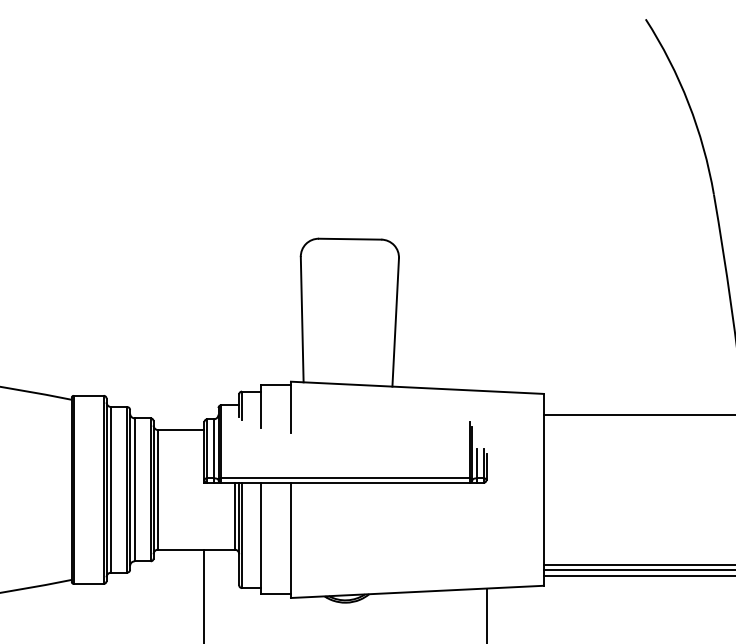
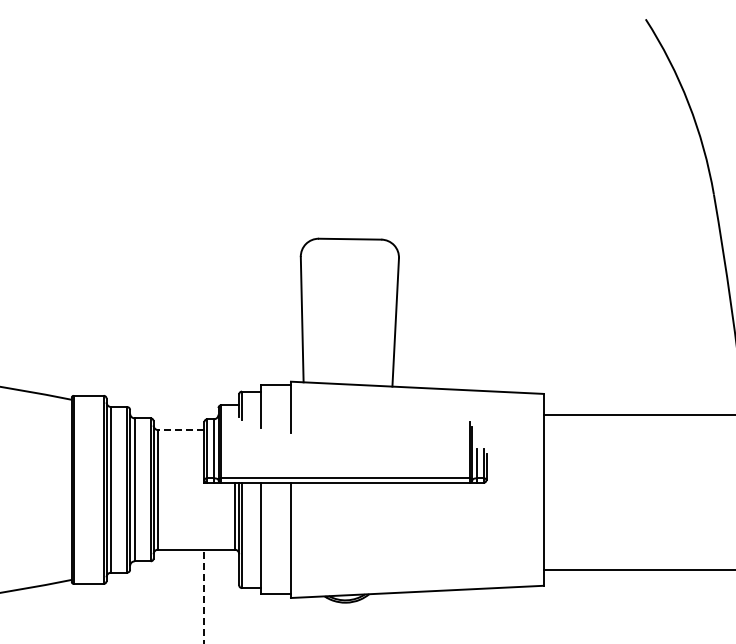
line: solid -> dashed (180, 430)
line: present -> none (637, 564)
line: present -> none (637, 575)
line: solid -> dashed (204, 596)
line: present -> none (486, 614)
